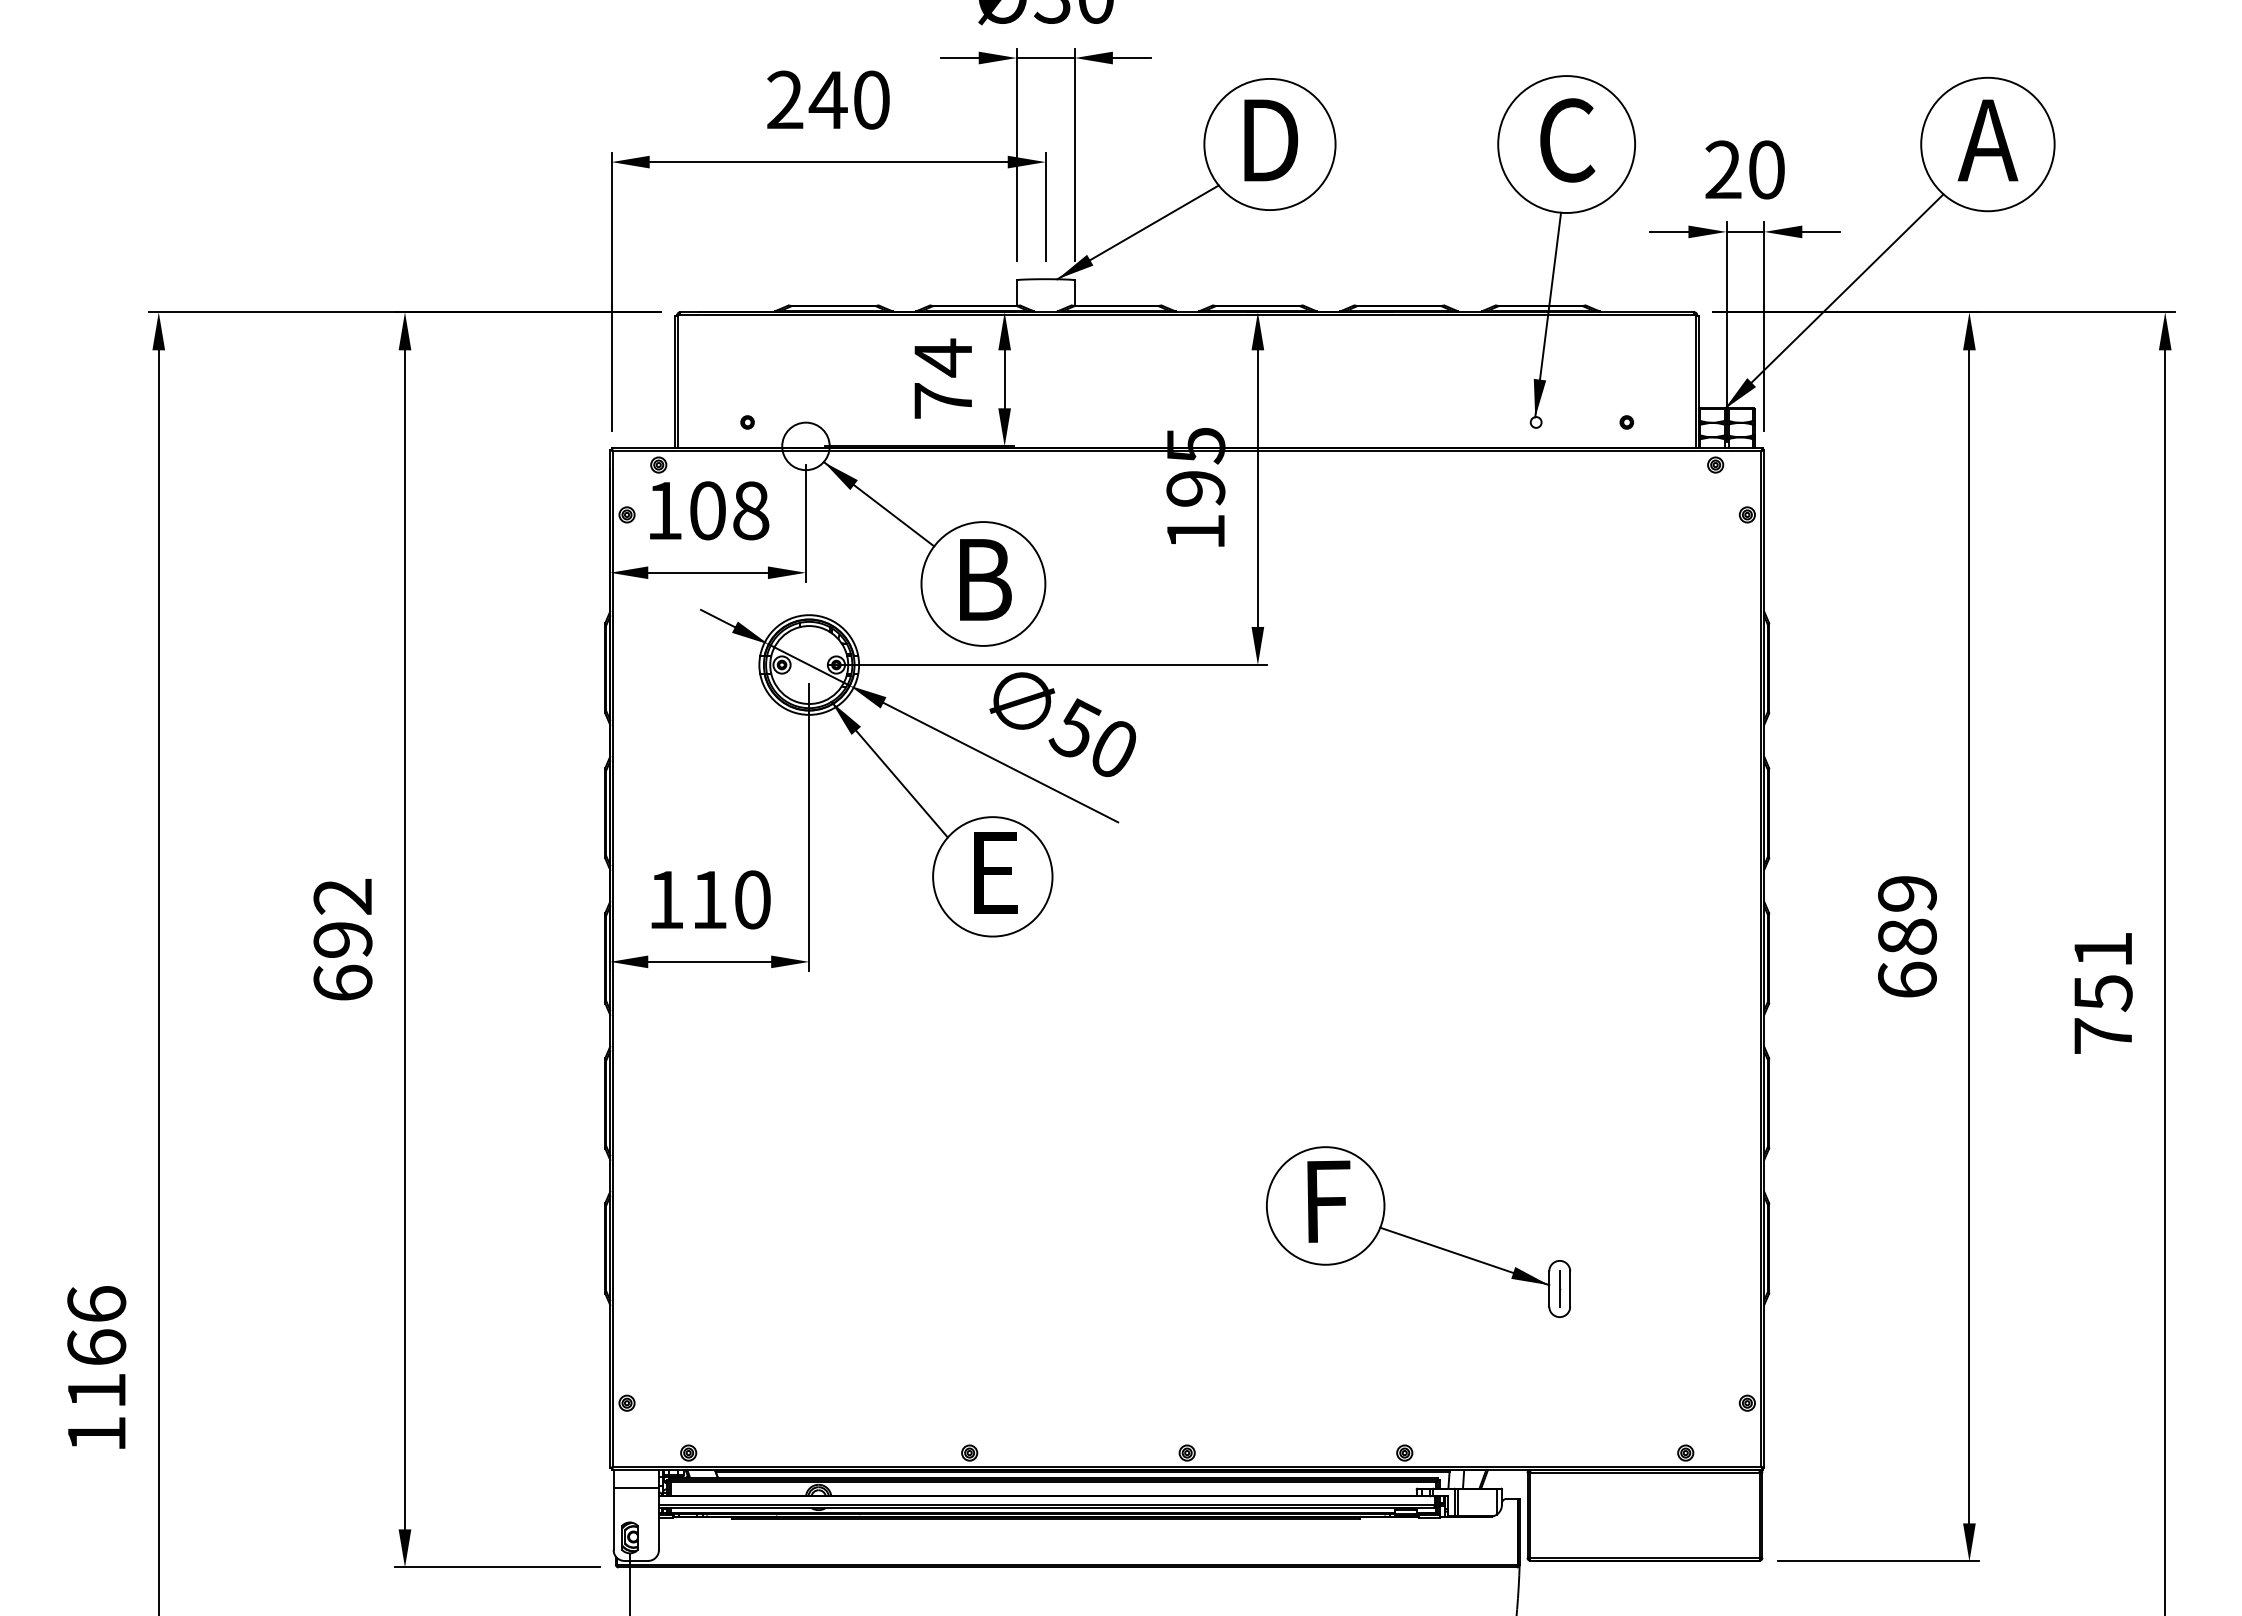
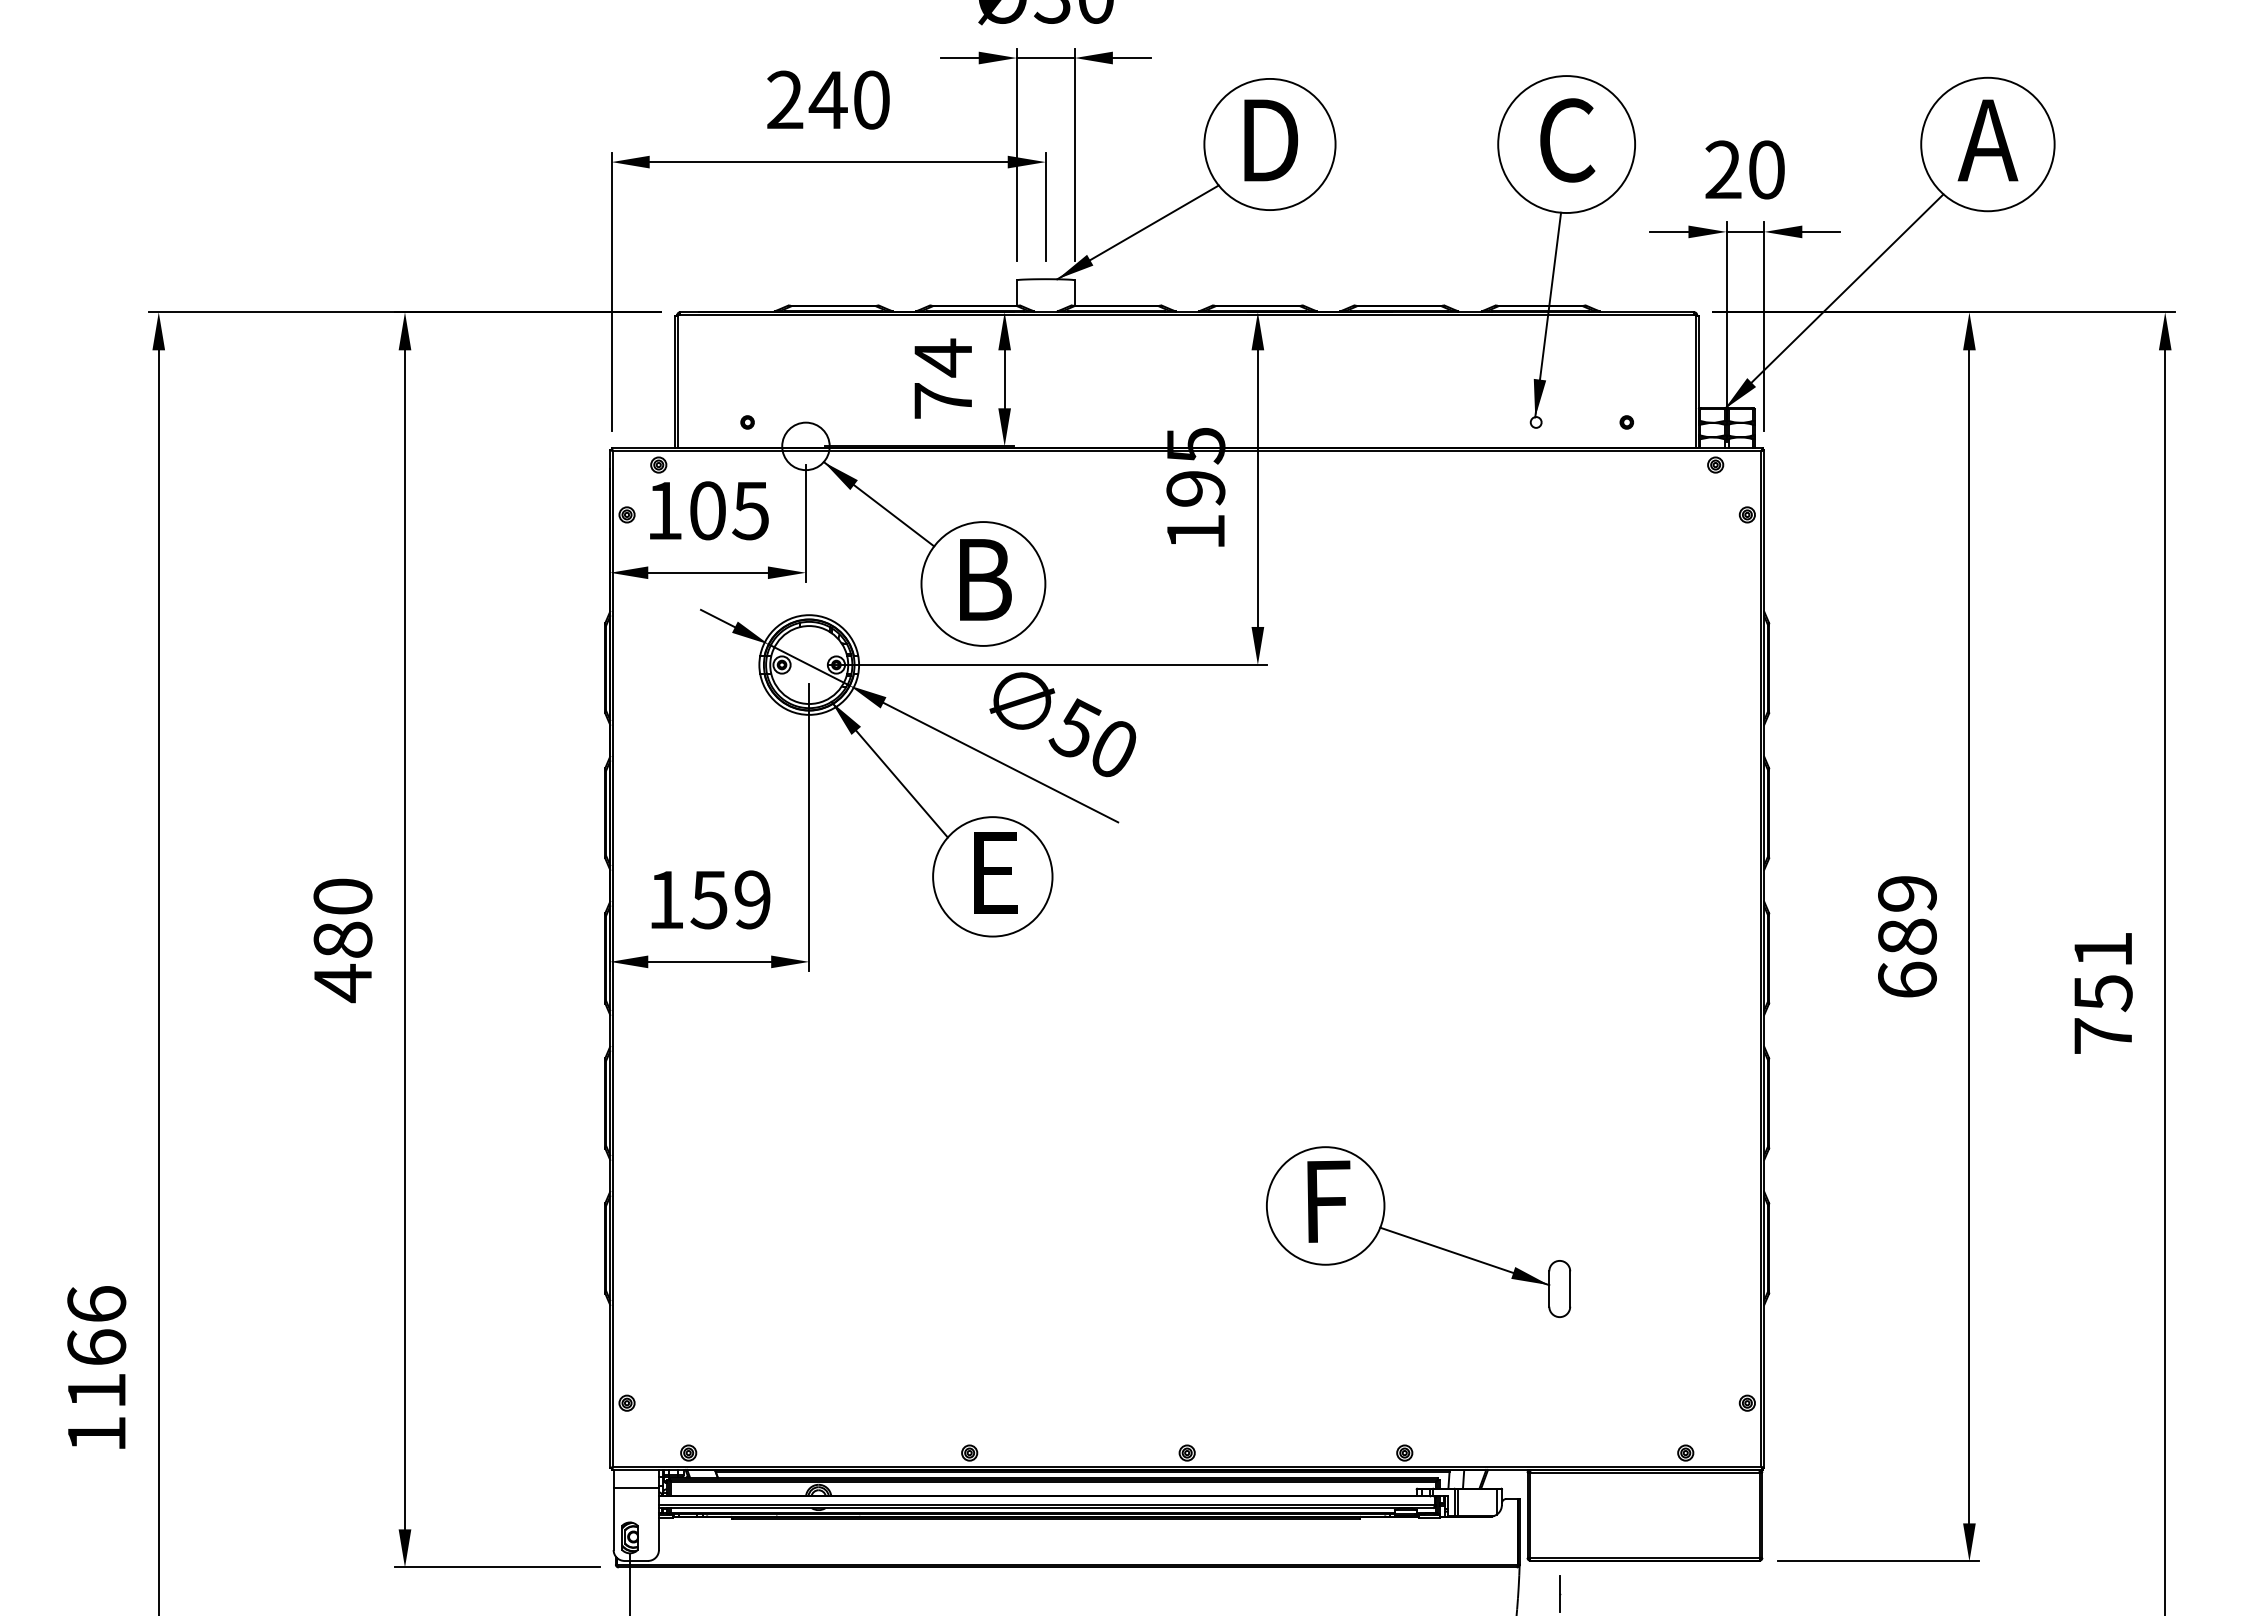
text: 108 -> 105 (750, 510)
text: 110 -> 159 (730, 899)
text: 692 -> 480 (342, 940)
line position: (1560, 1288) -> (1560, 1593) (1560, 1593)
